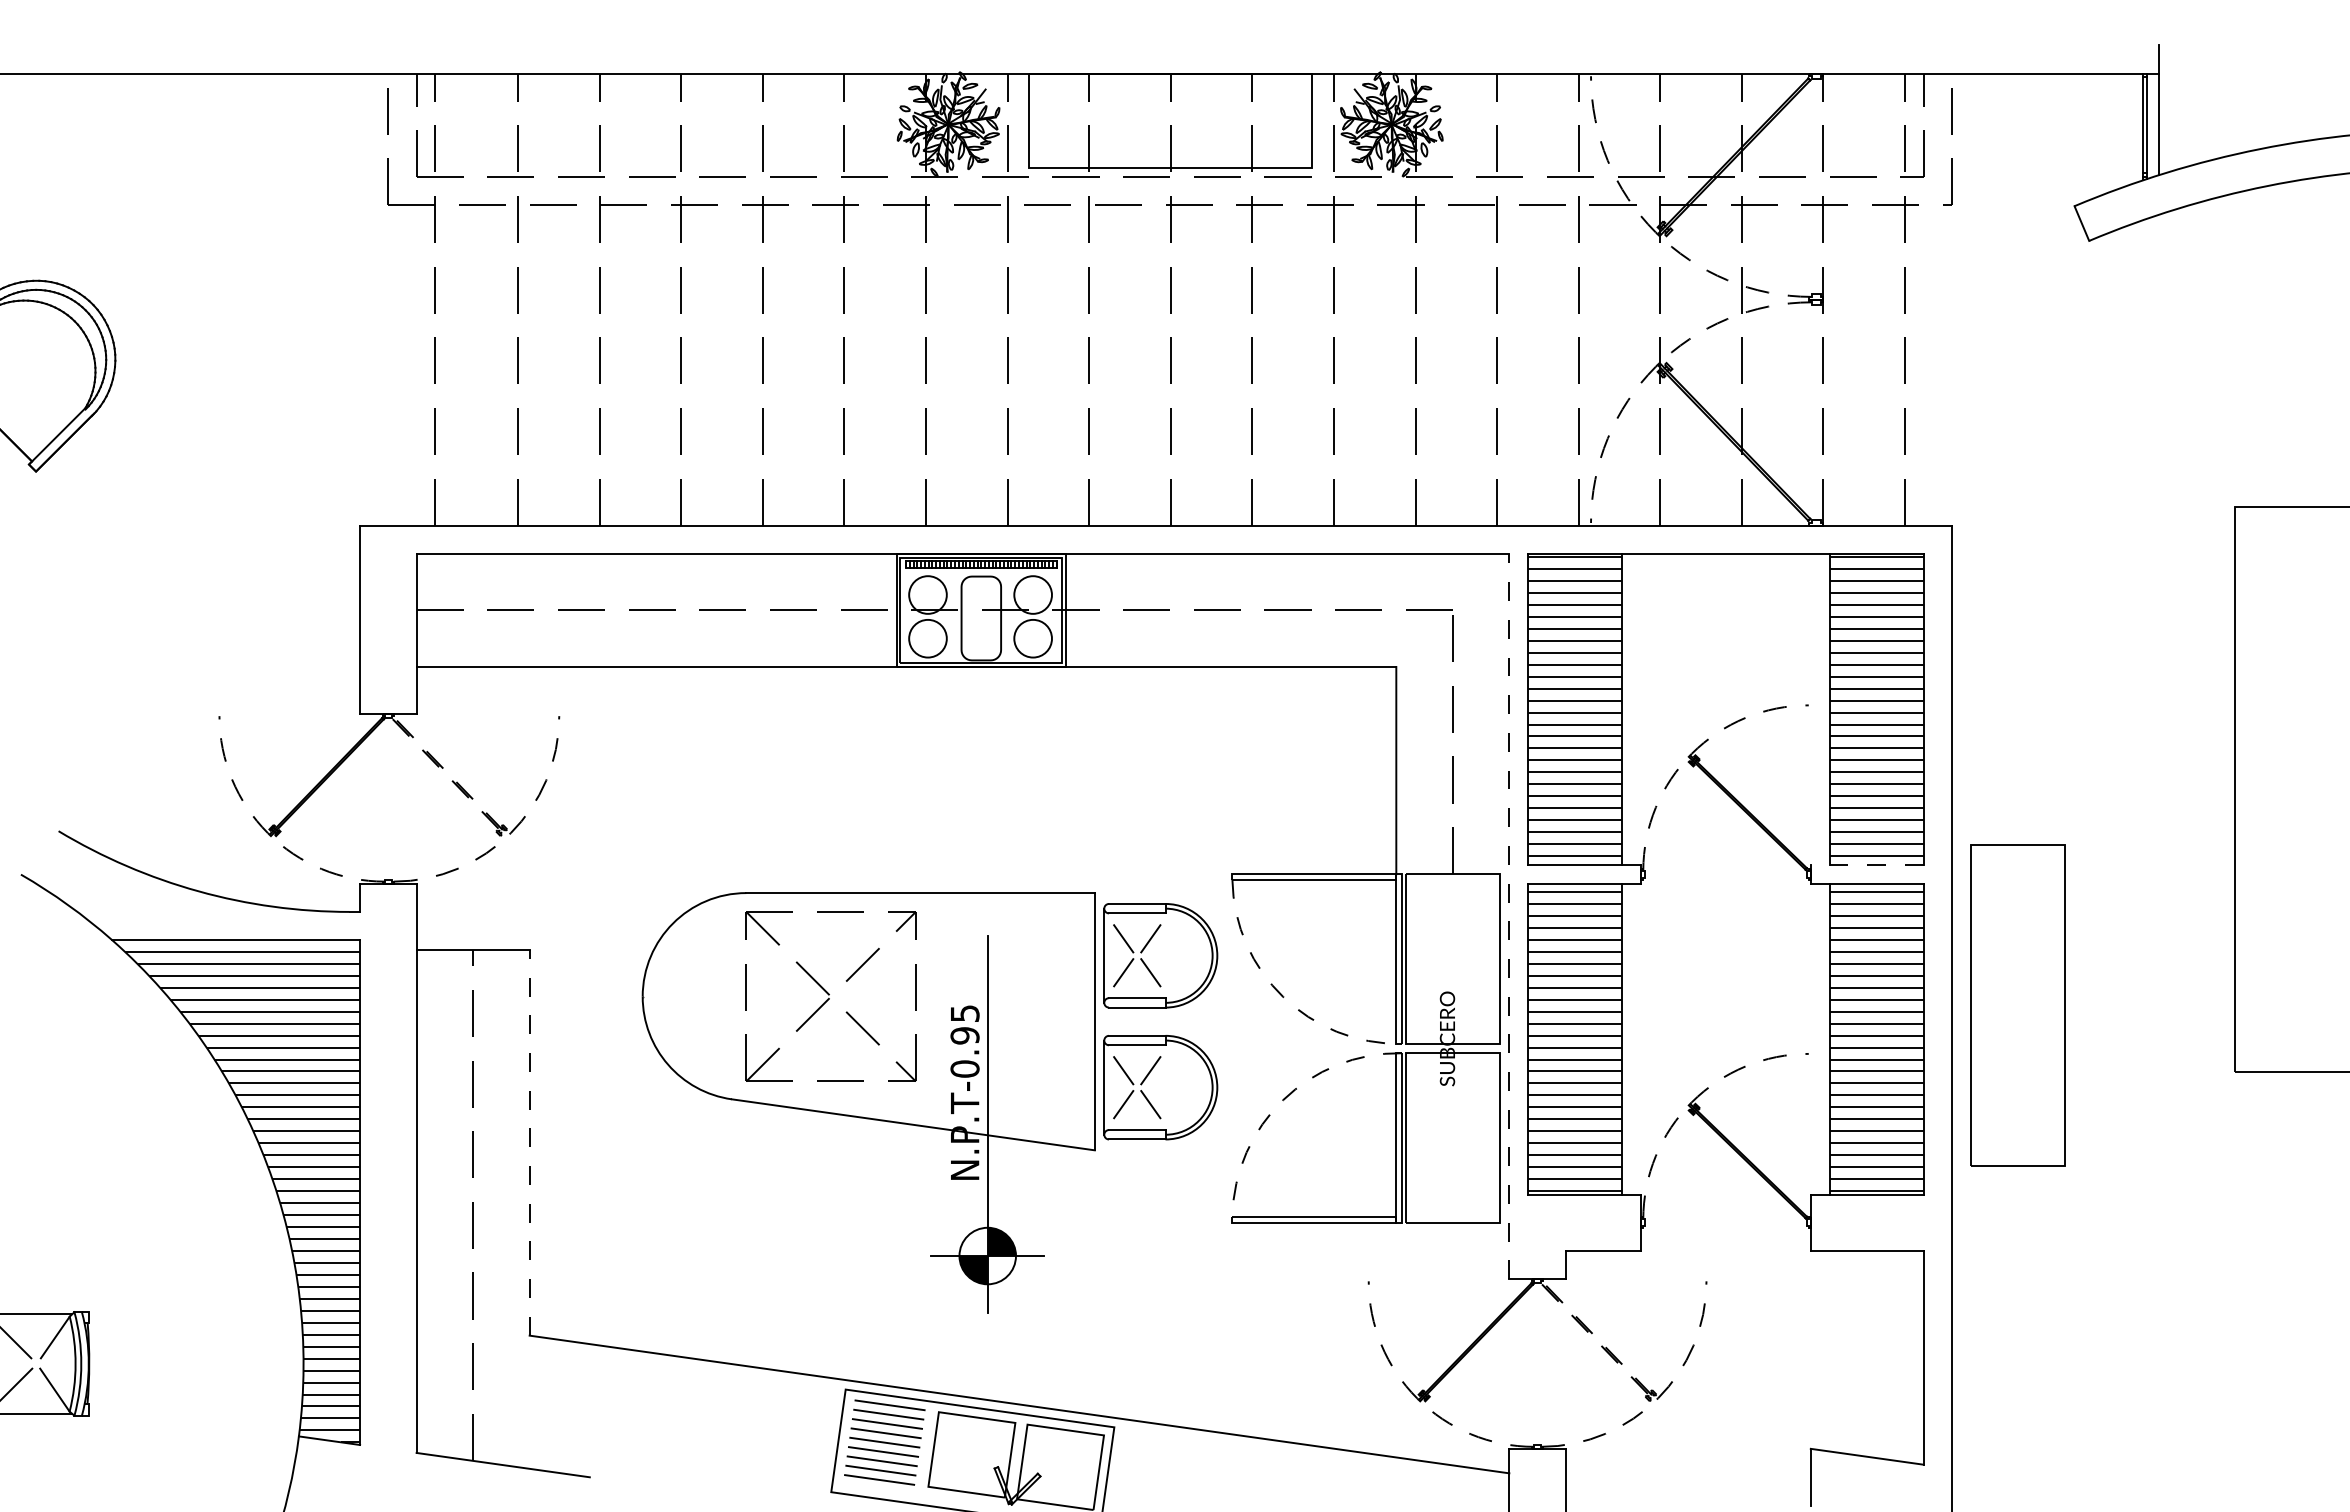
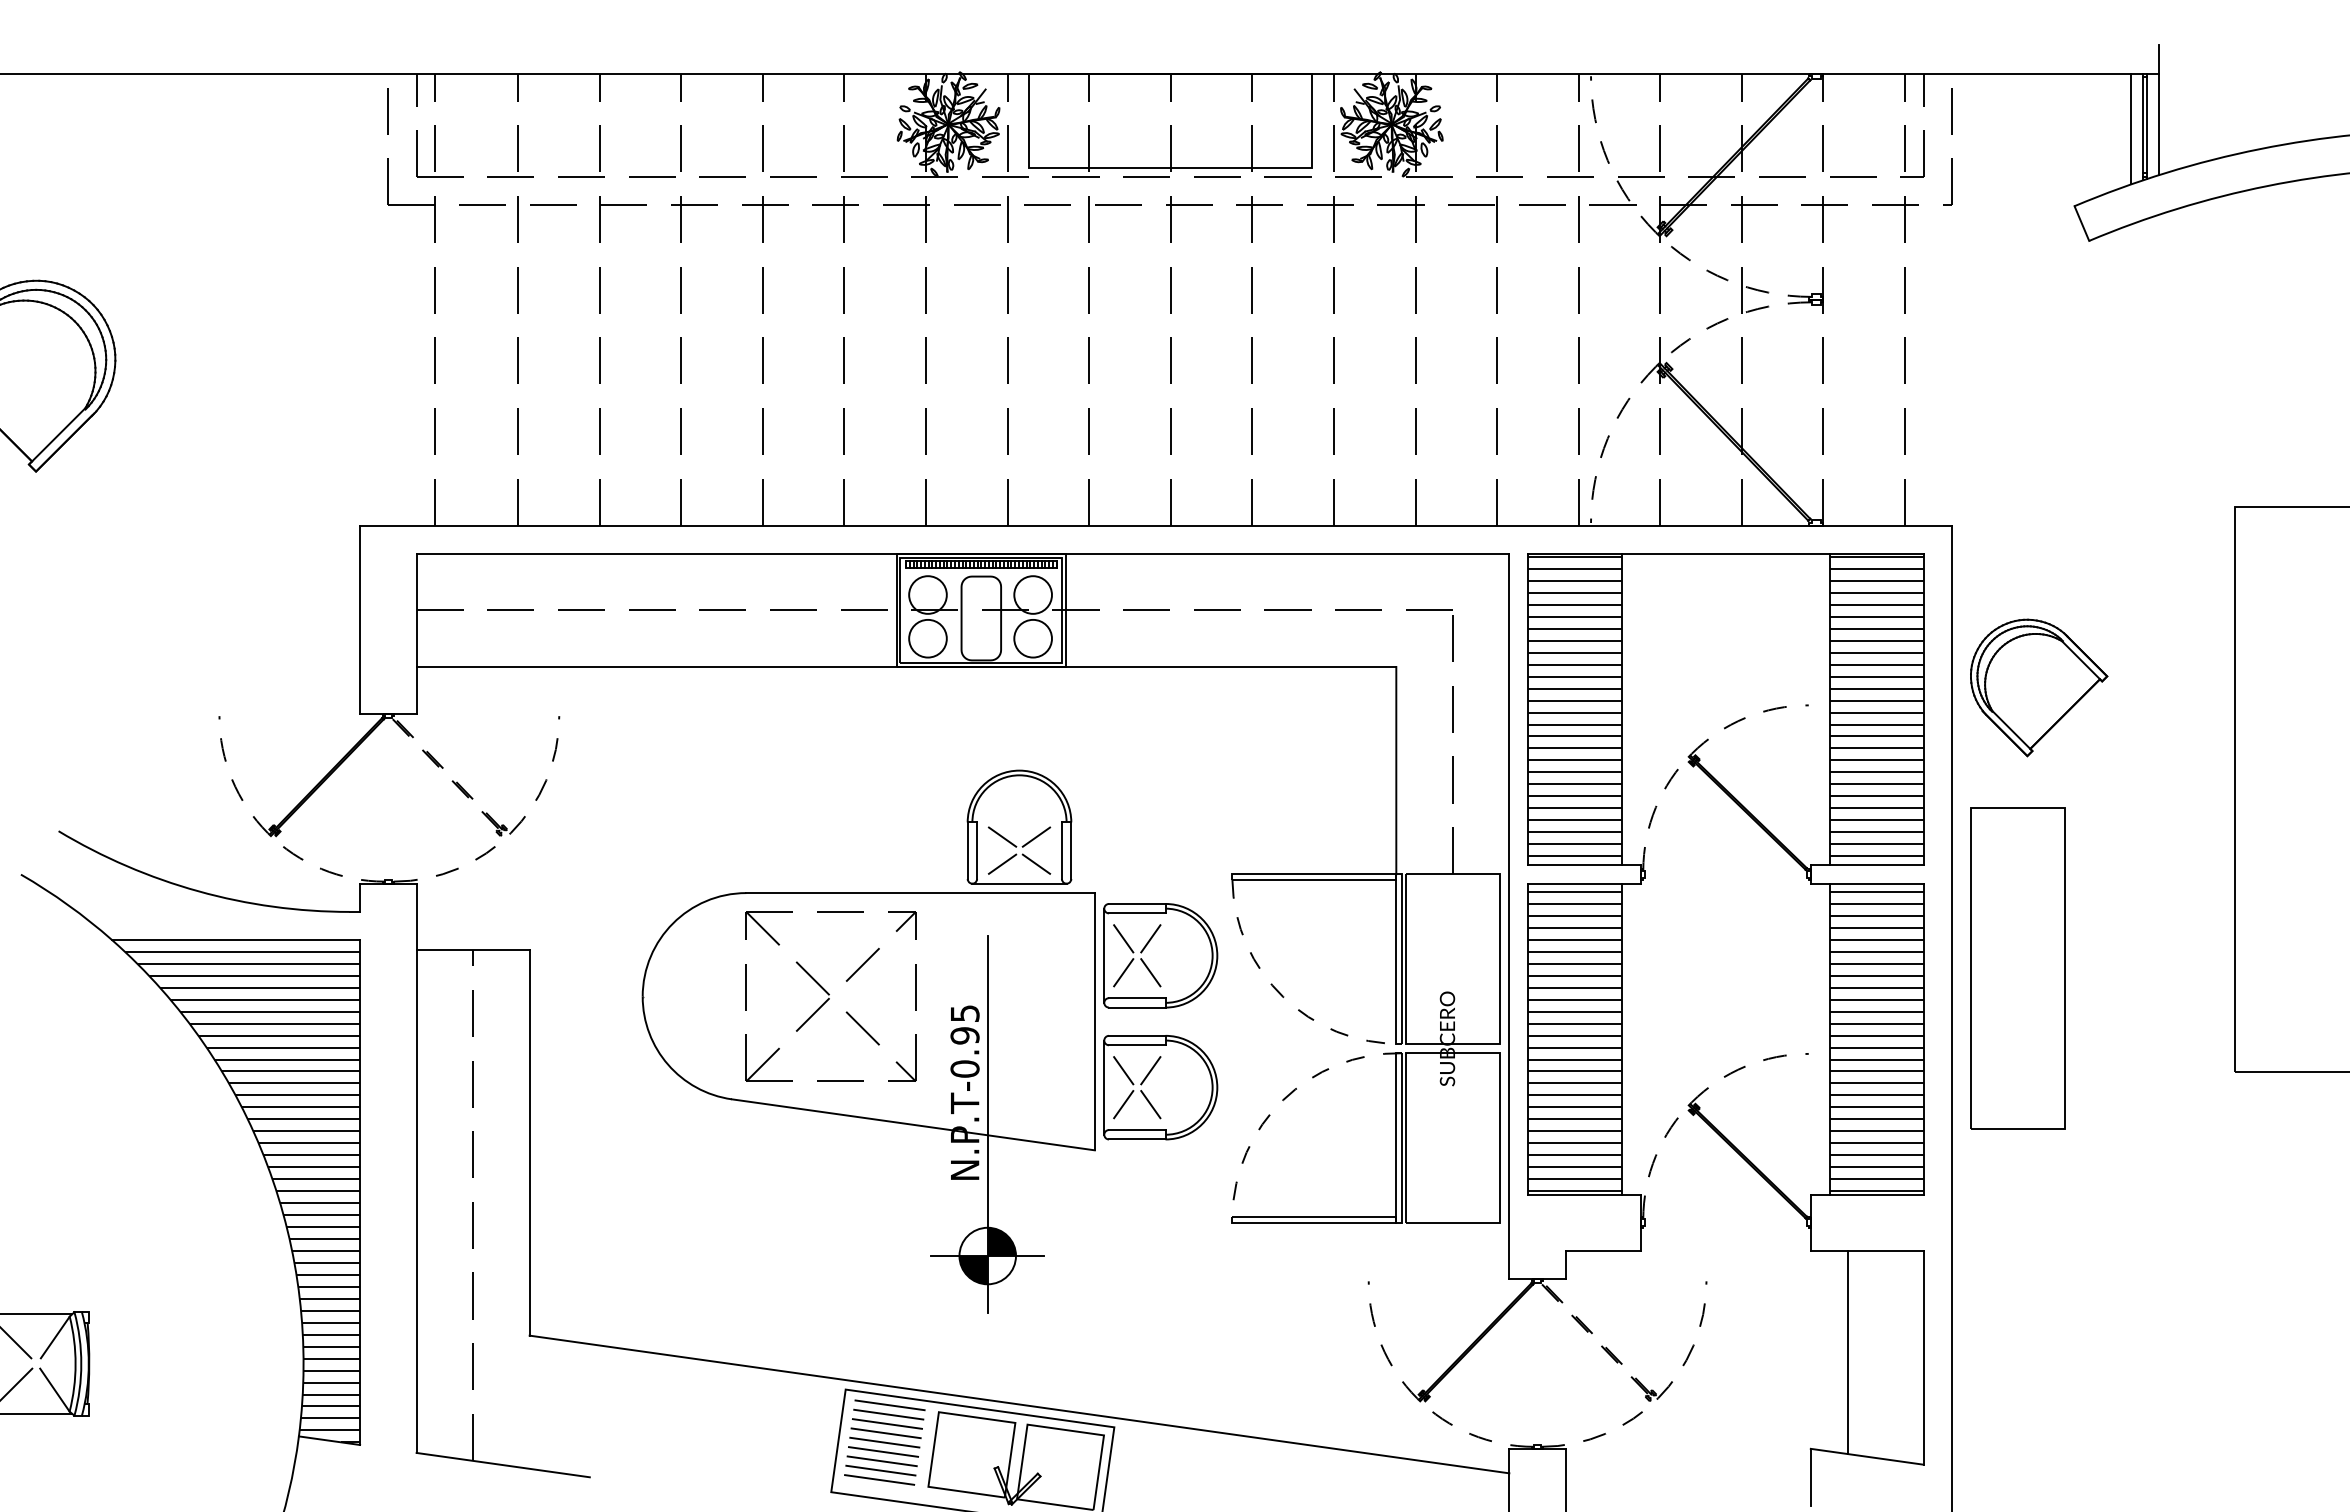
line: none -> present (2131, 128)
part: none -> present (2039, 687)
part: none -> present (1019, 826)
line: dashed -> solid (1867, 864)
line: dashed -> solid (1509, 916)
part position: (2017, 1005) -> (2017, 968) (2017, 968)
line: dashed -> solid (529, 1142)
line: none -> present (1848, 1352)
